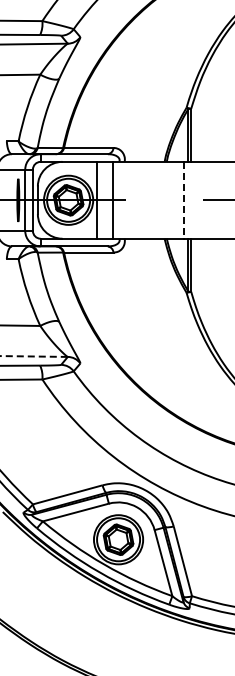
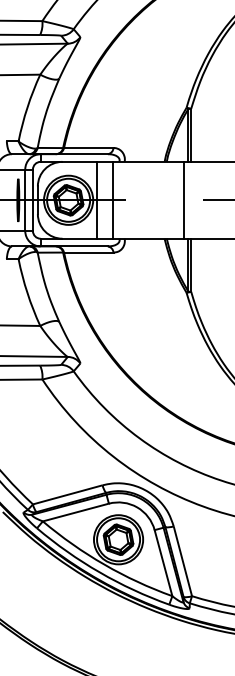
line: dashed -> solid (184, 200)
line: dashed -> solid (33, 356)
